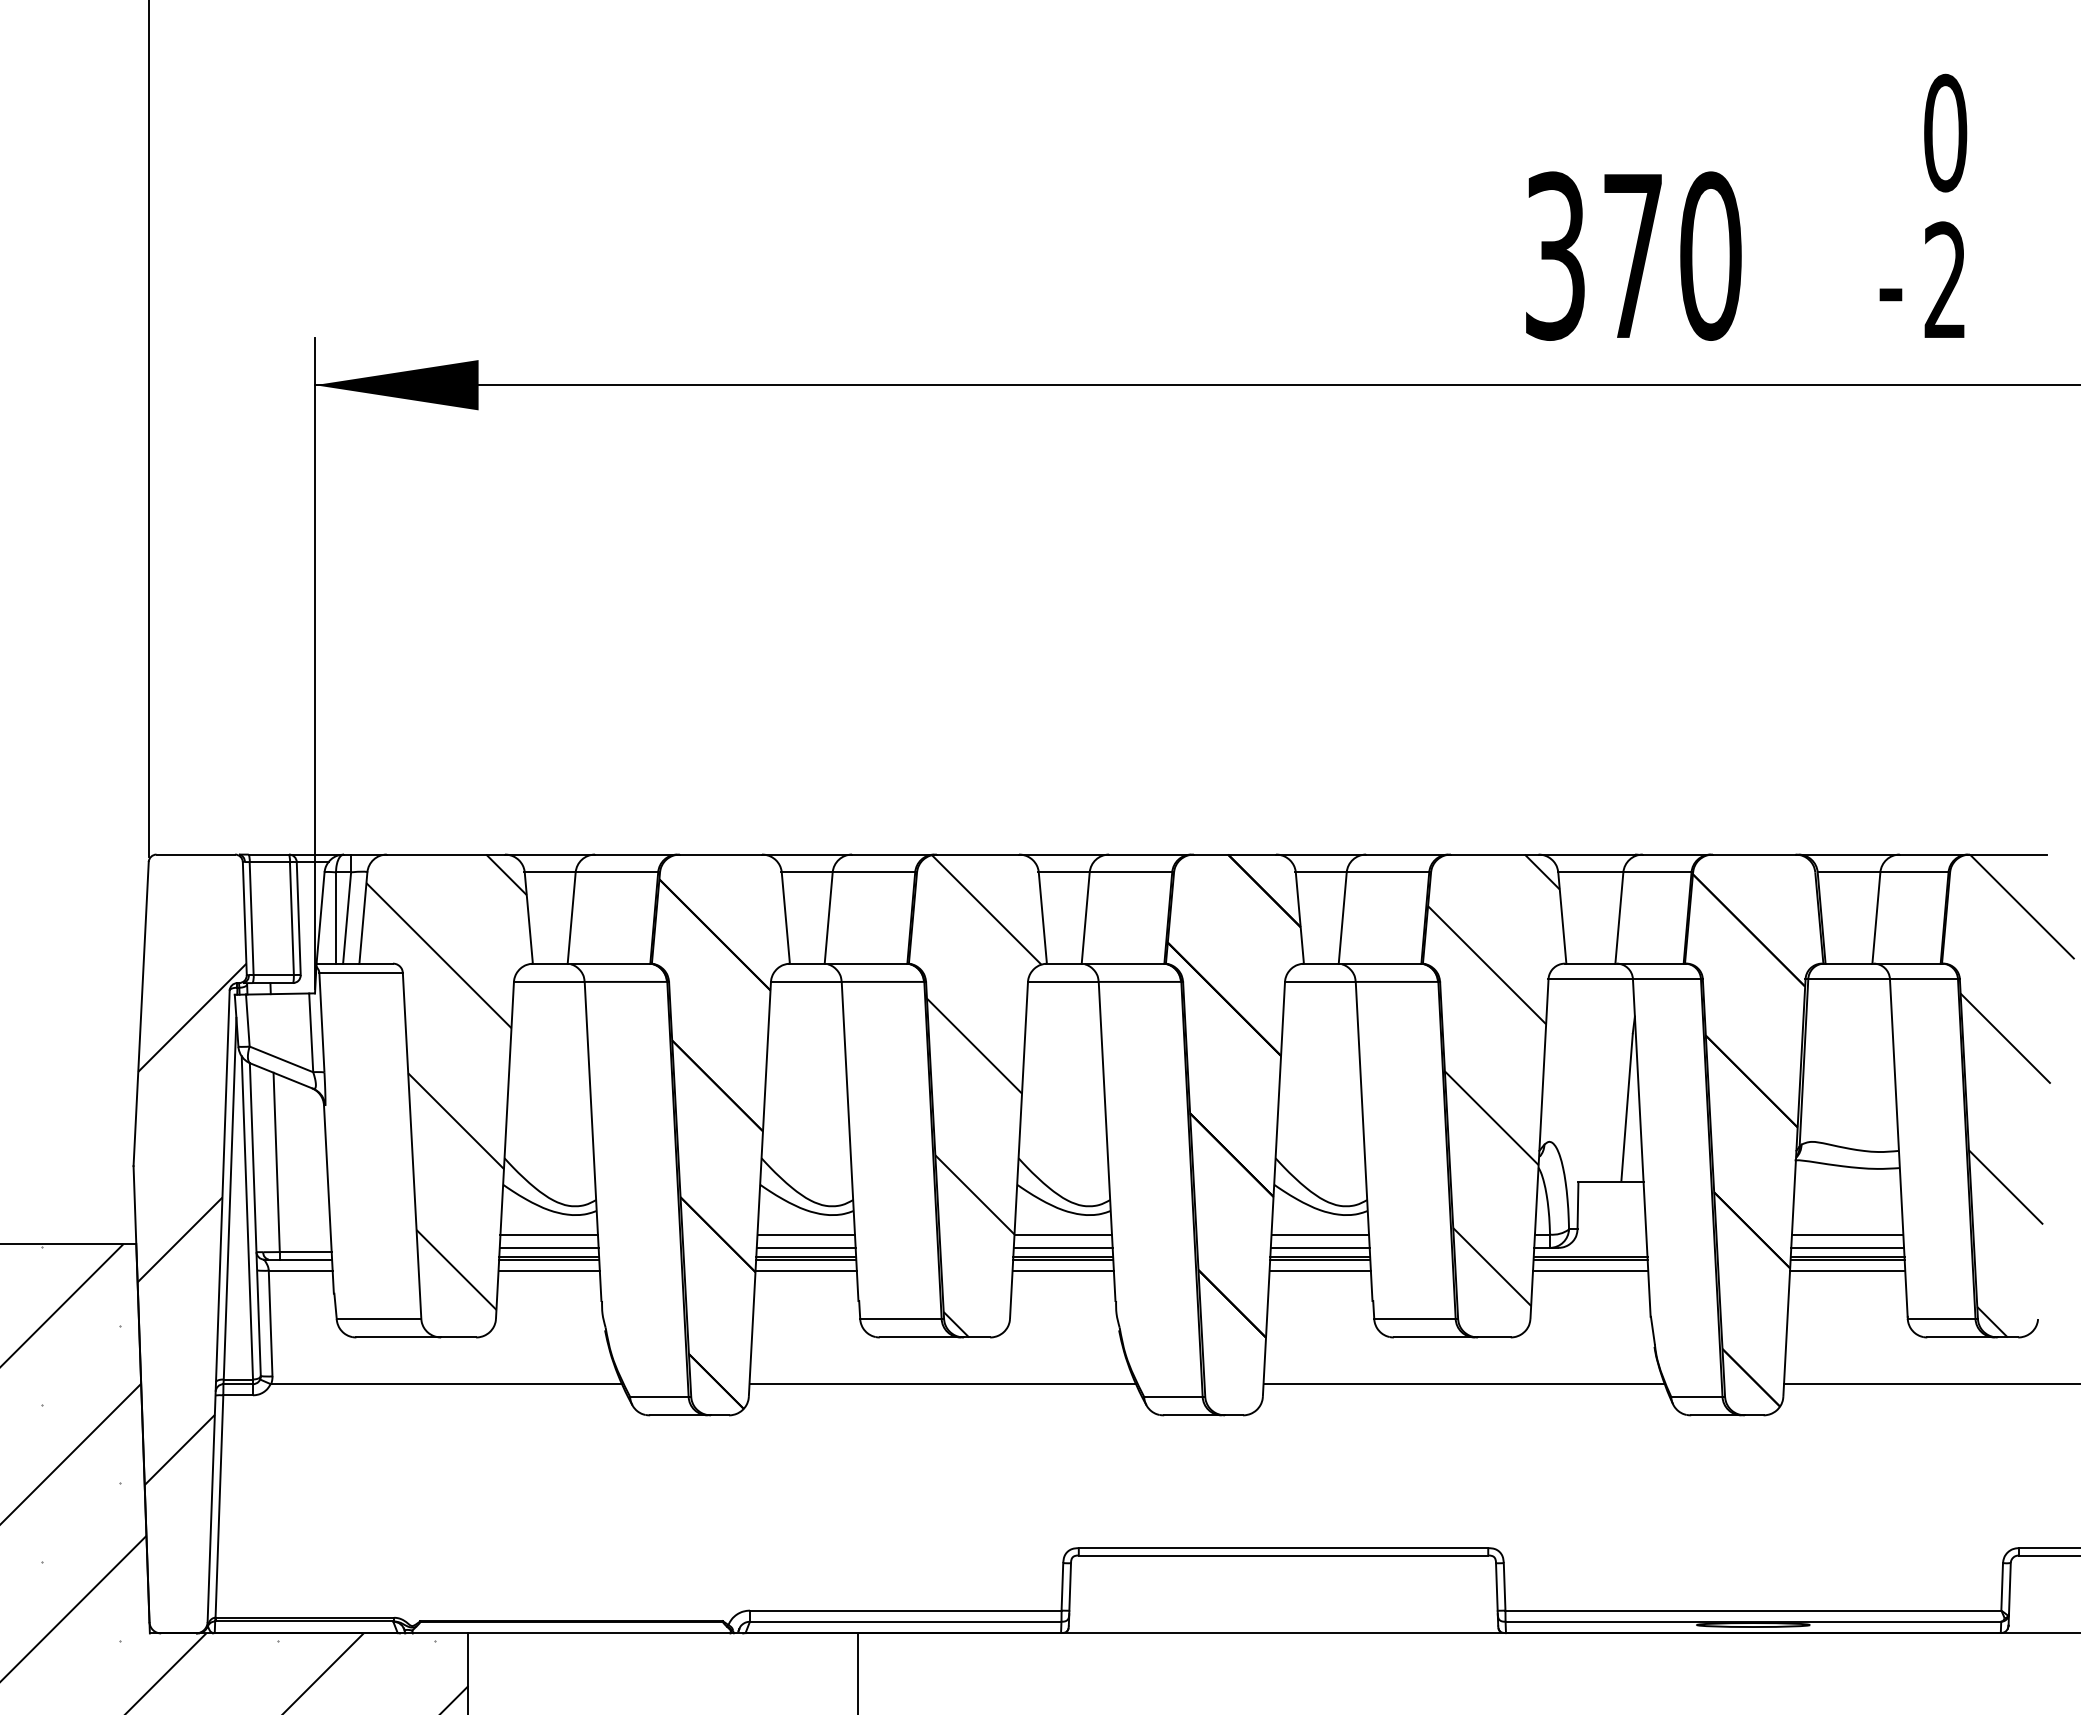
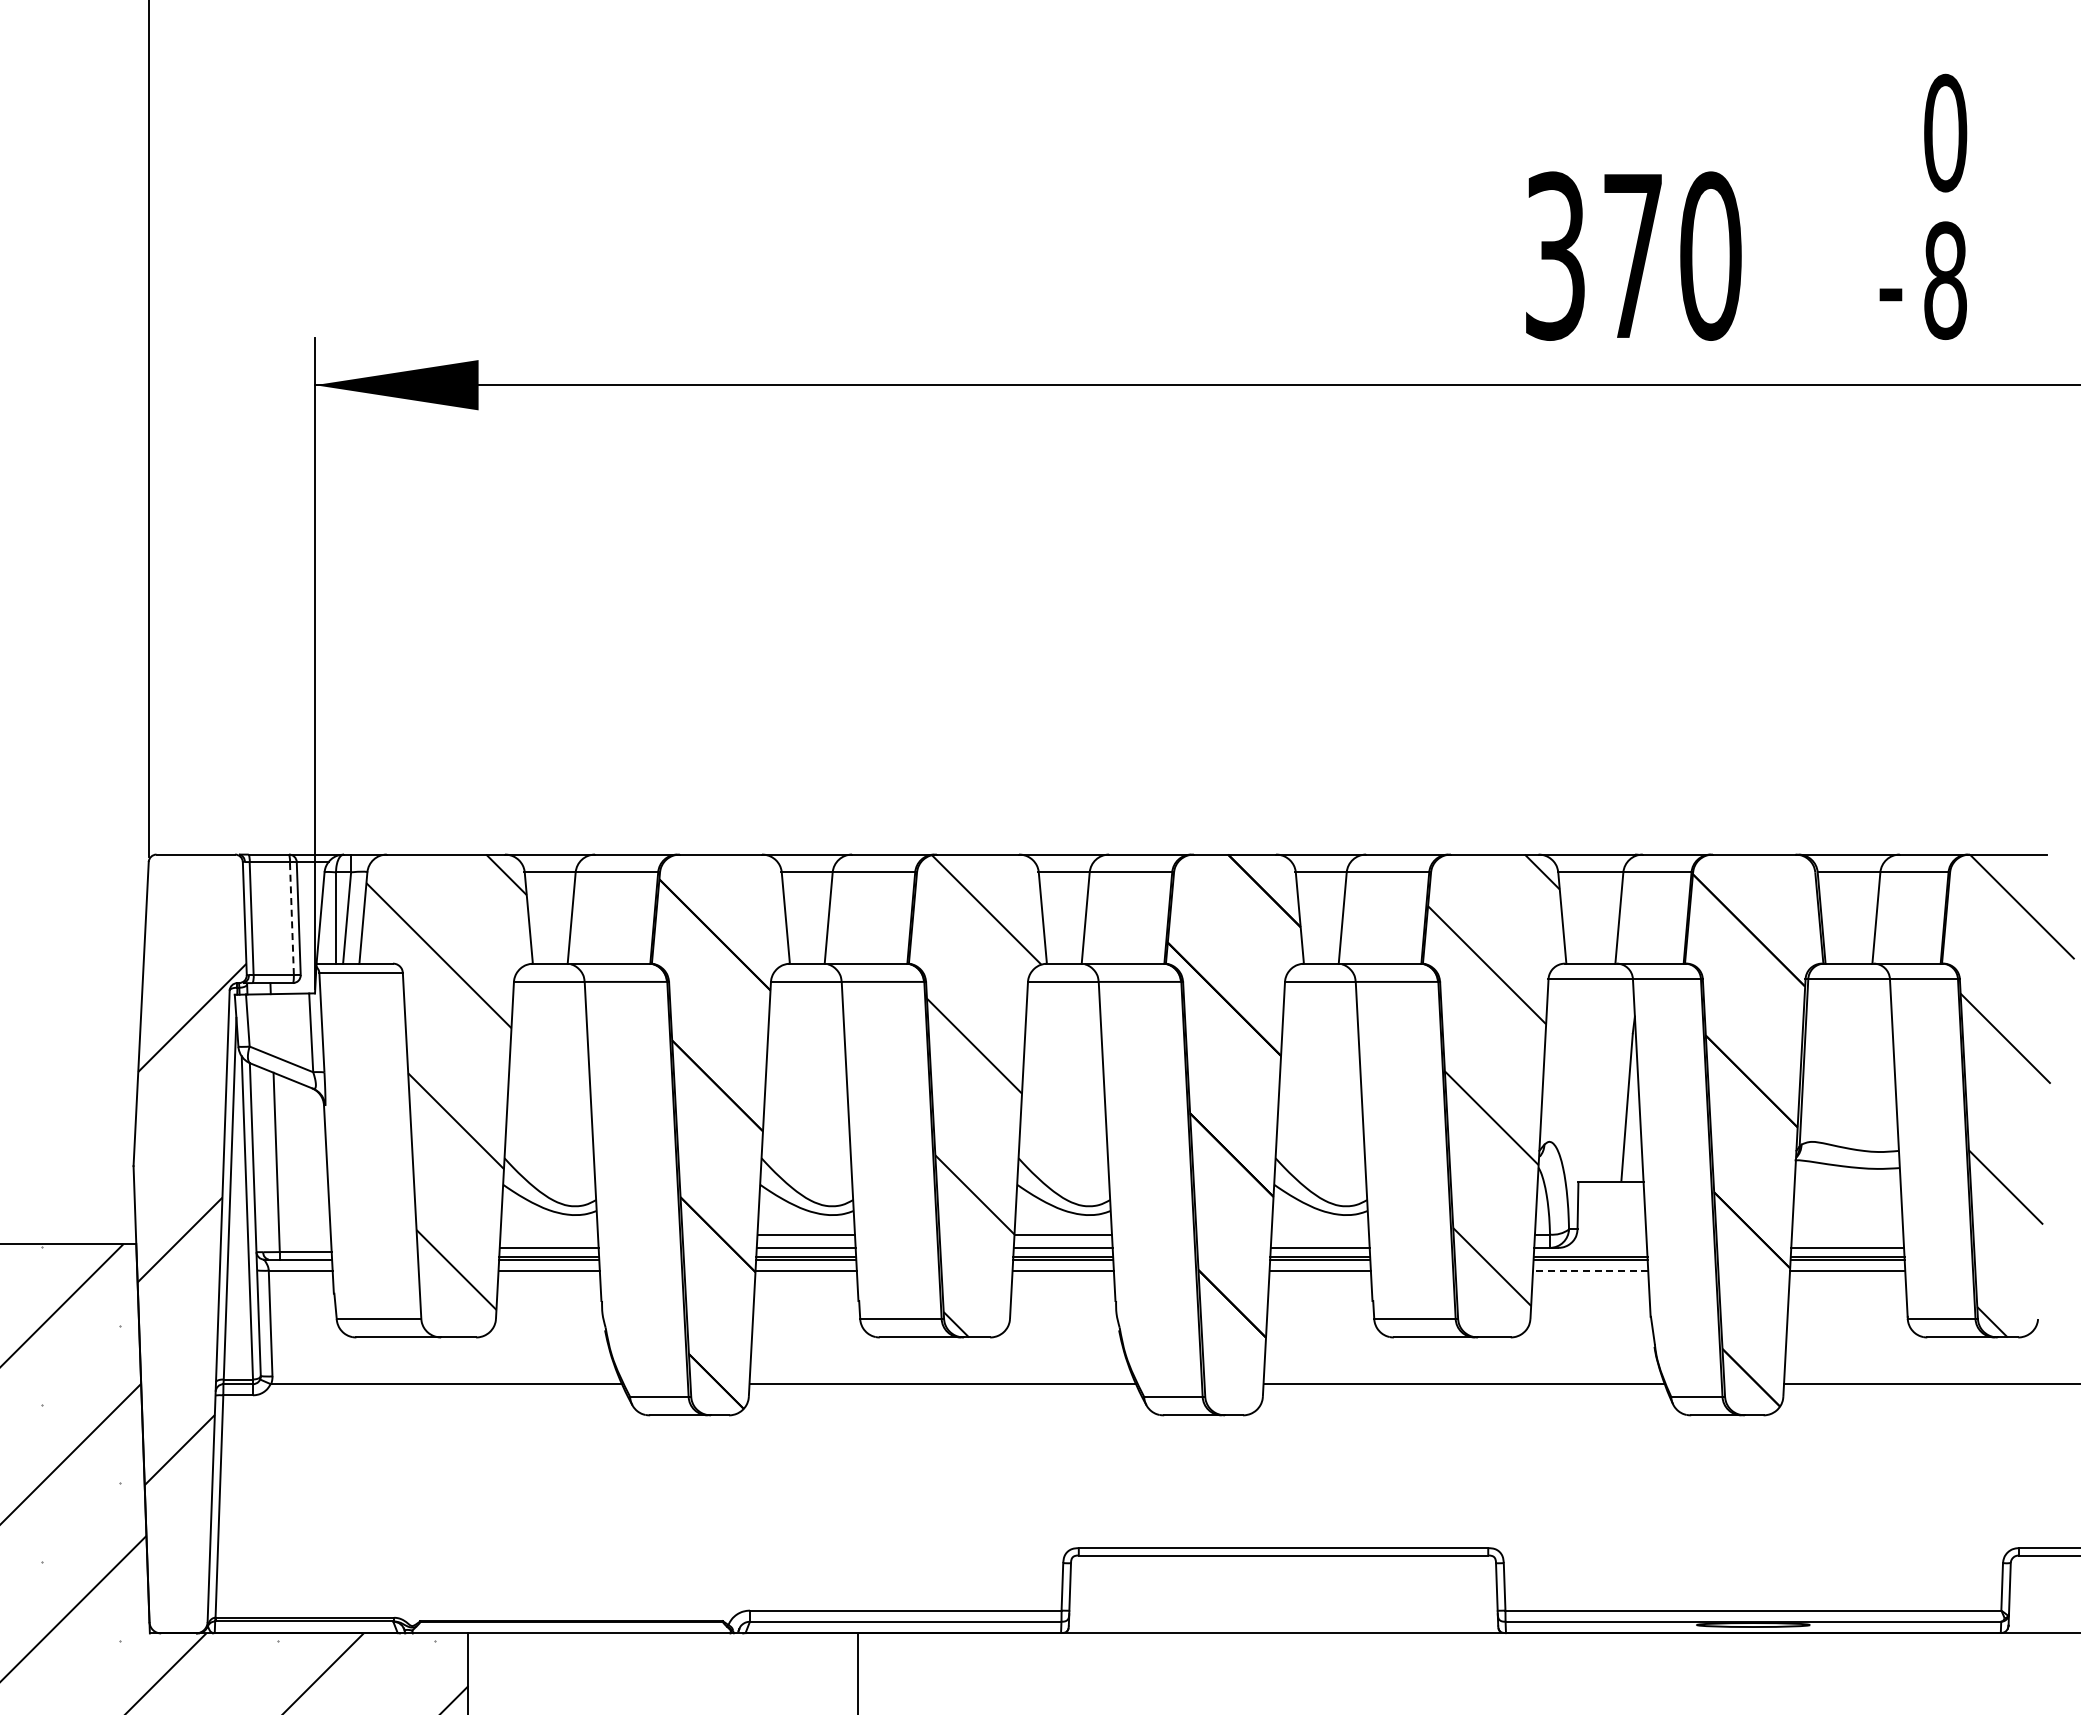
text: 2 -> 8 (1945, 280)
line: solid -> dashed (291, 918)
line: present -> none (548, 1234)
line: present -> none (1320, 1234)
line: present -> none (1847, 1234)
line: solid -> dashed (1590, 1270)
